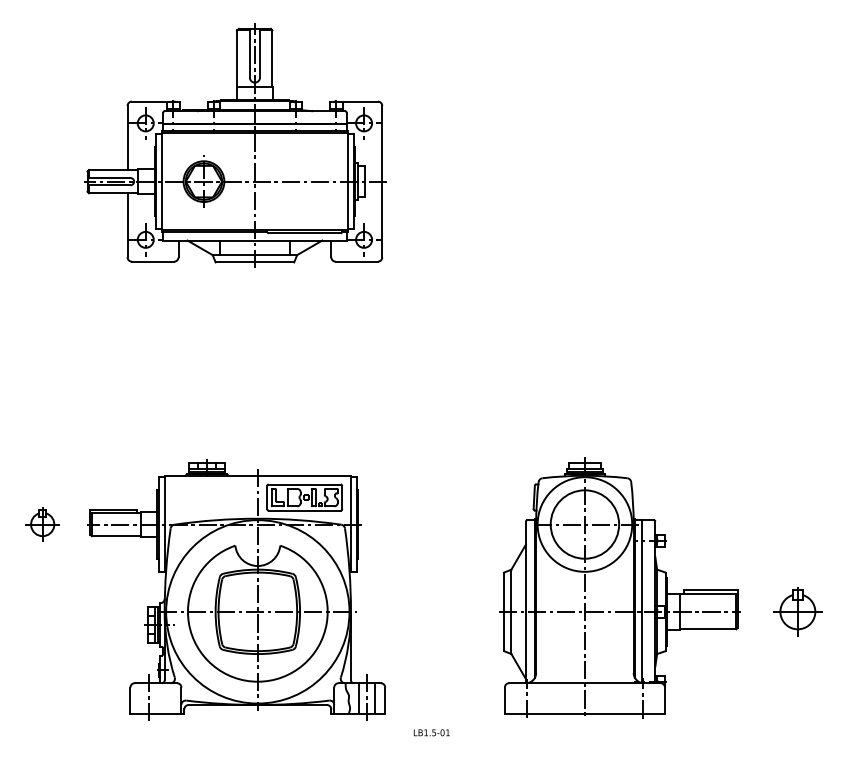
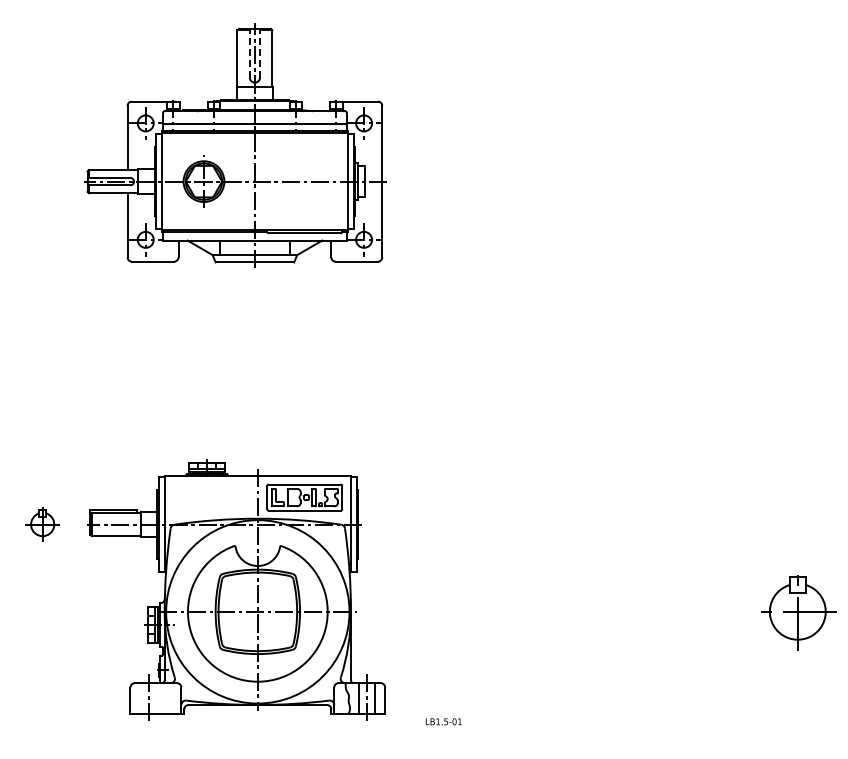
line: solid -> dashed (249, 52)
line: solid -> dashed (260, 52)
part: present -> none (619, 587)
part size: 50x50 px -> 76x76 px (798, 612)
text position: (431, 732) -> (443, 721) (443, 721)
